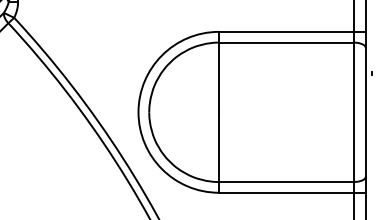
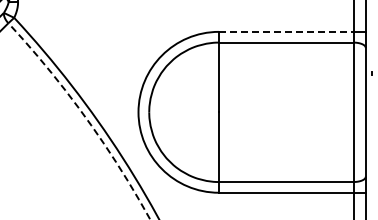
line: solid -> dashed (286, 31)
arc: solid -> dashed (85, 117)
